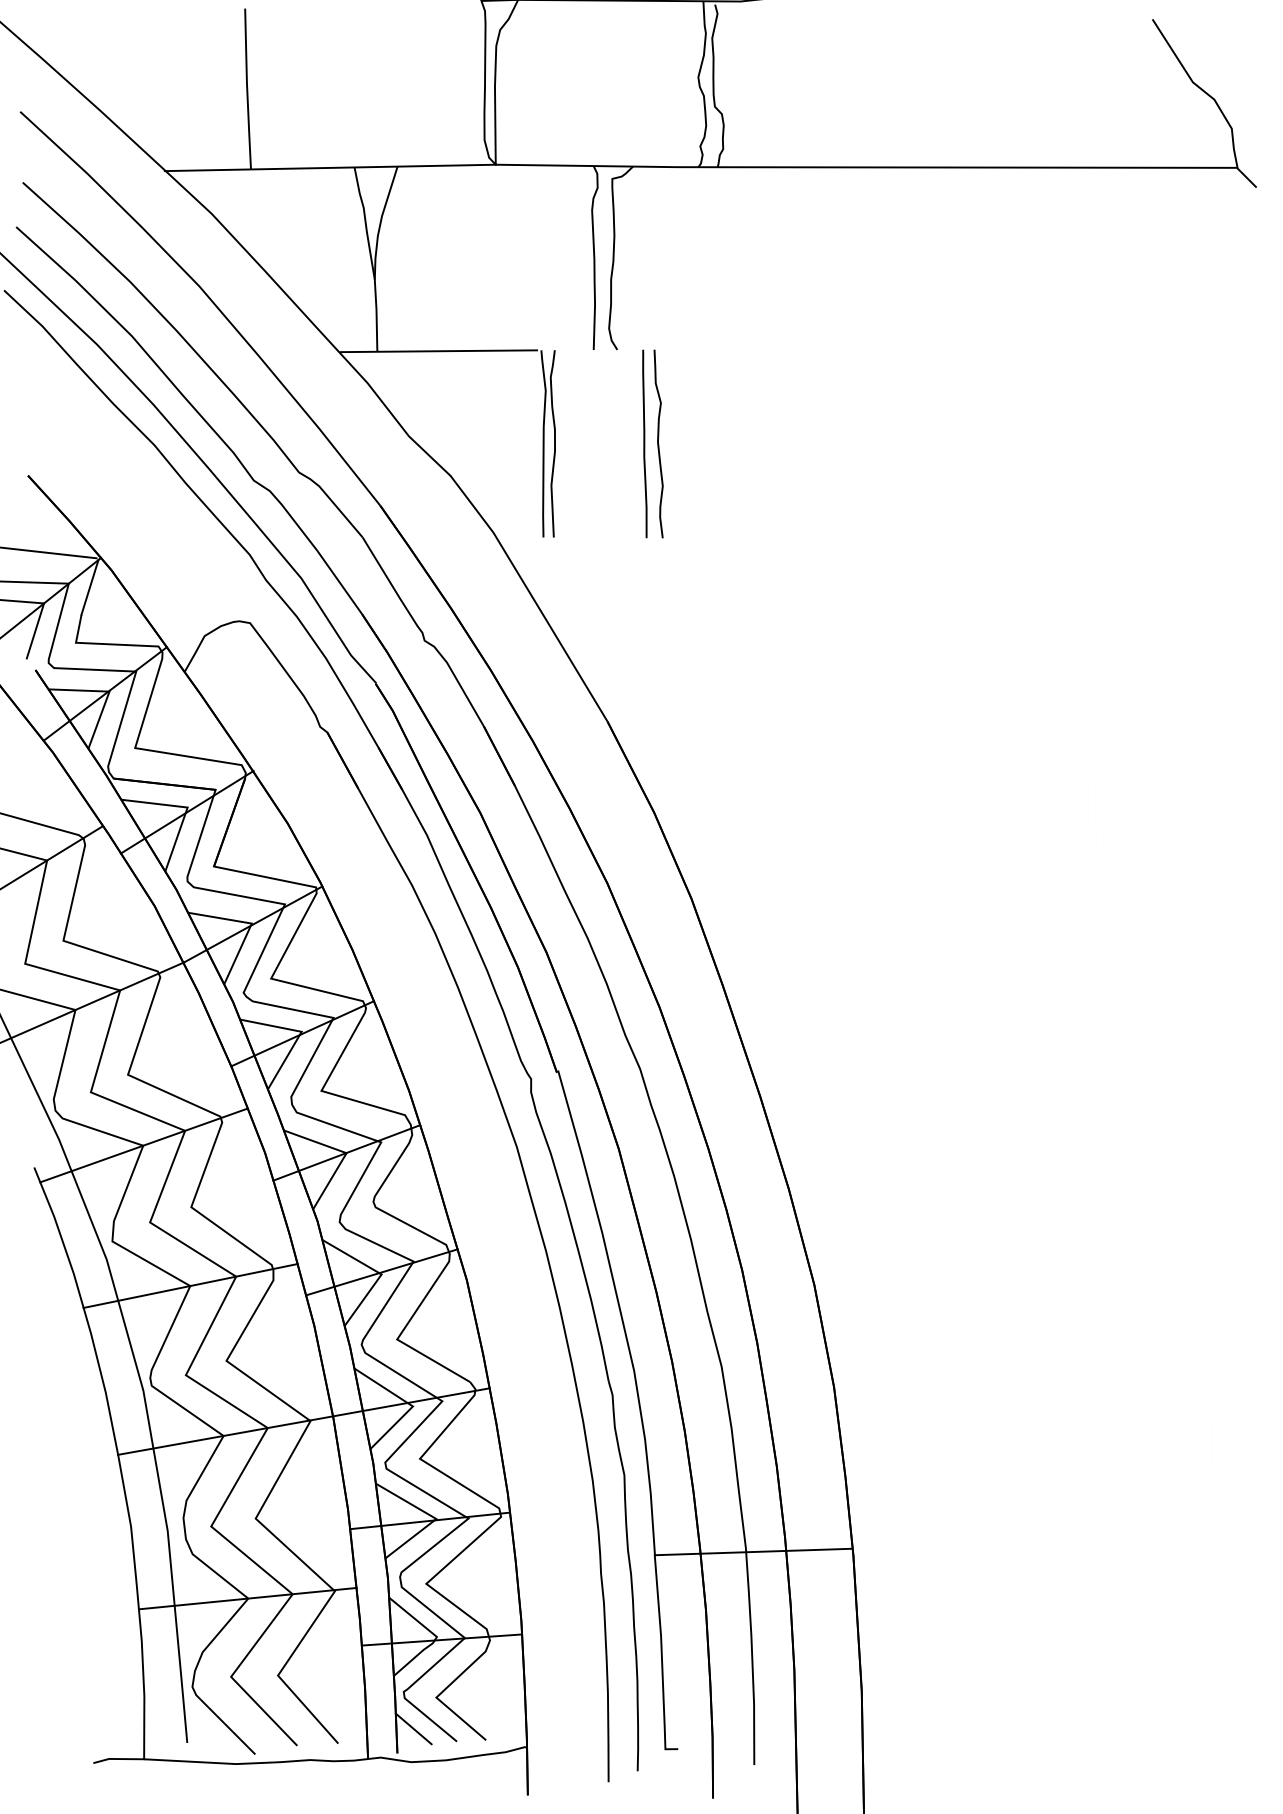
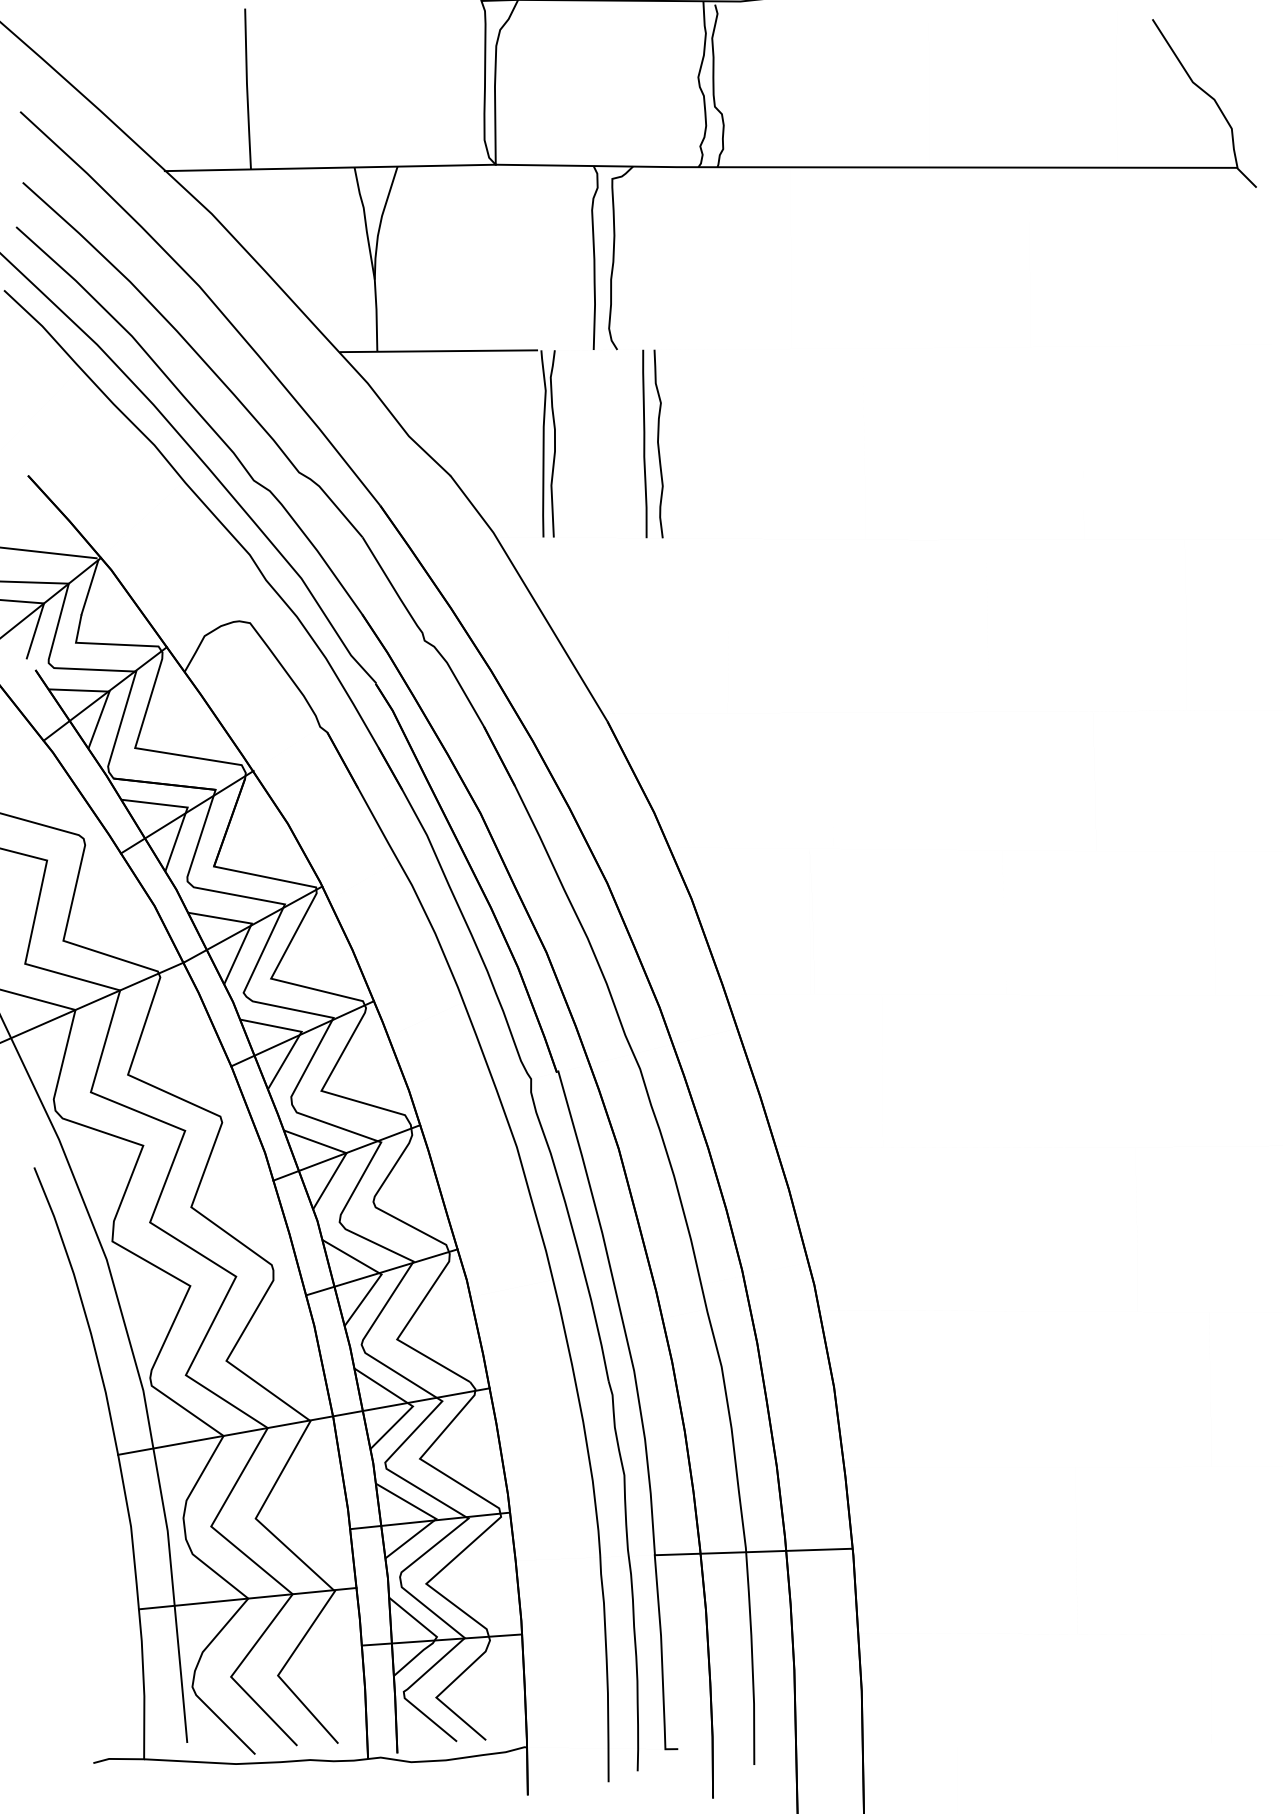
line: present -> none (52, 856)
line: present -> none (143, 1145)
line: present -> none (190, 1285)
line: present -> none (413, 1728)
